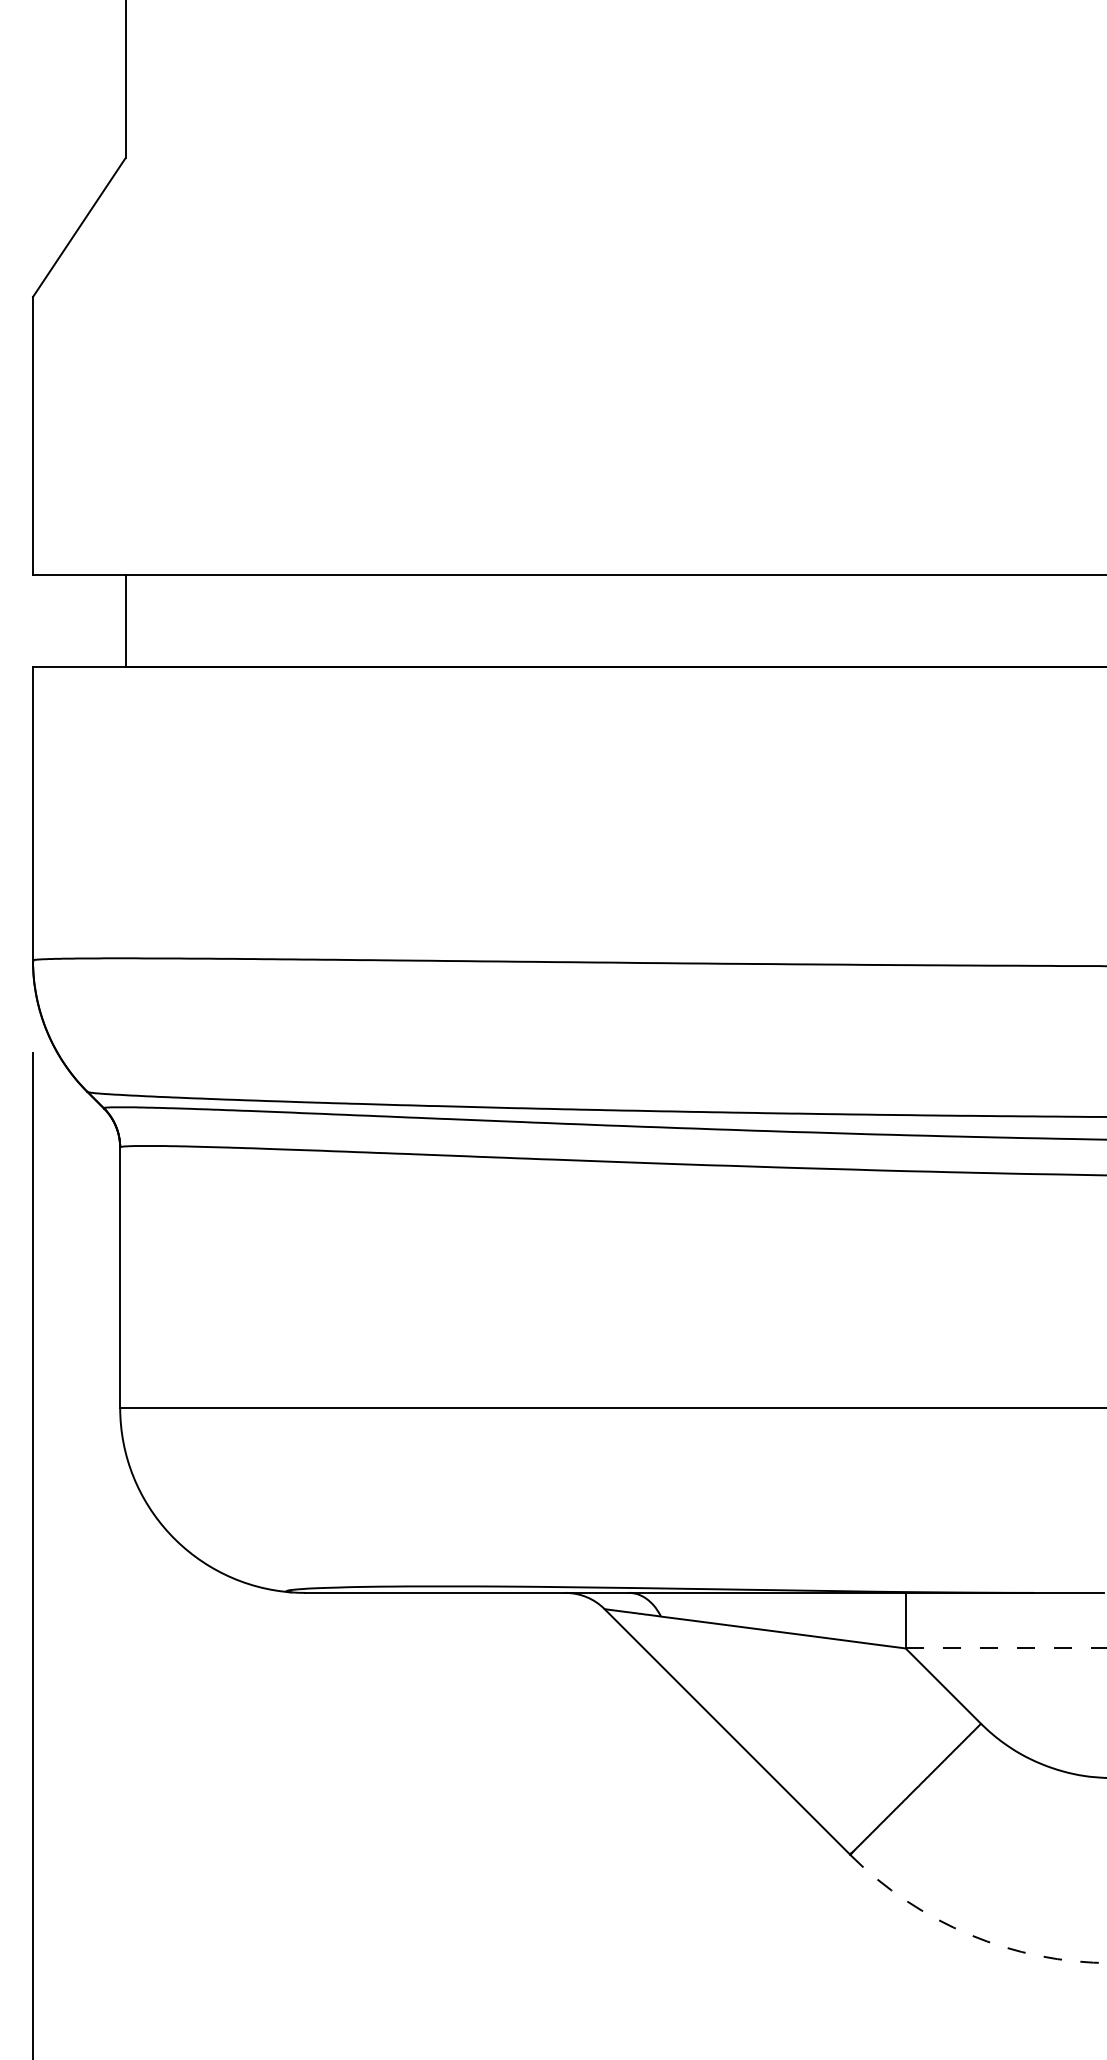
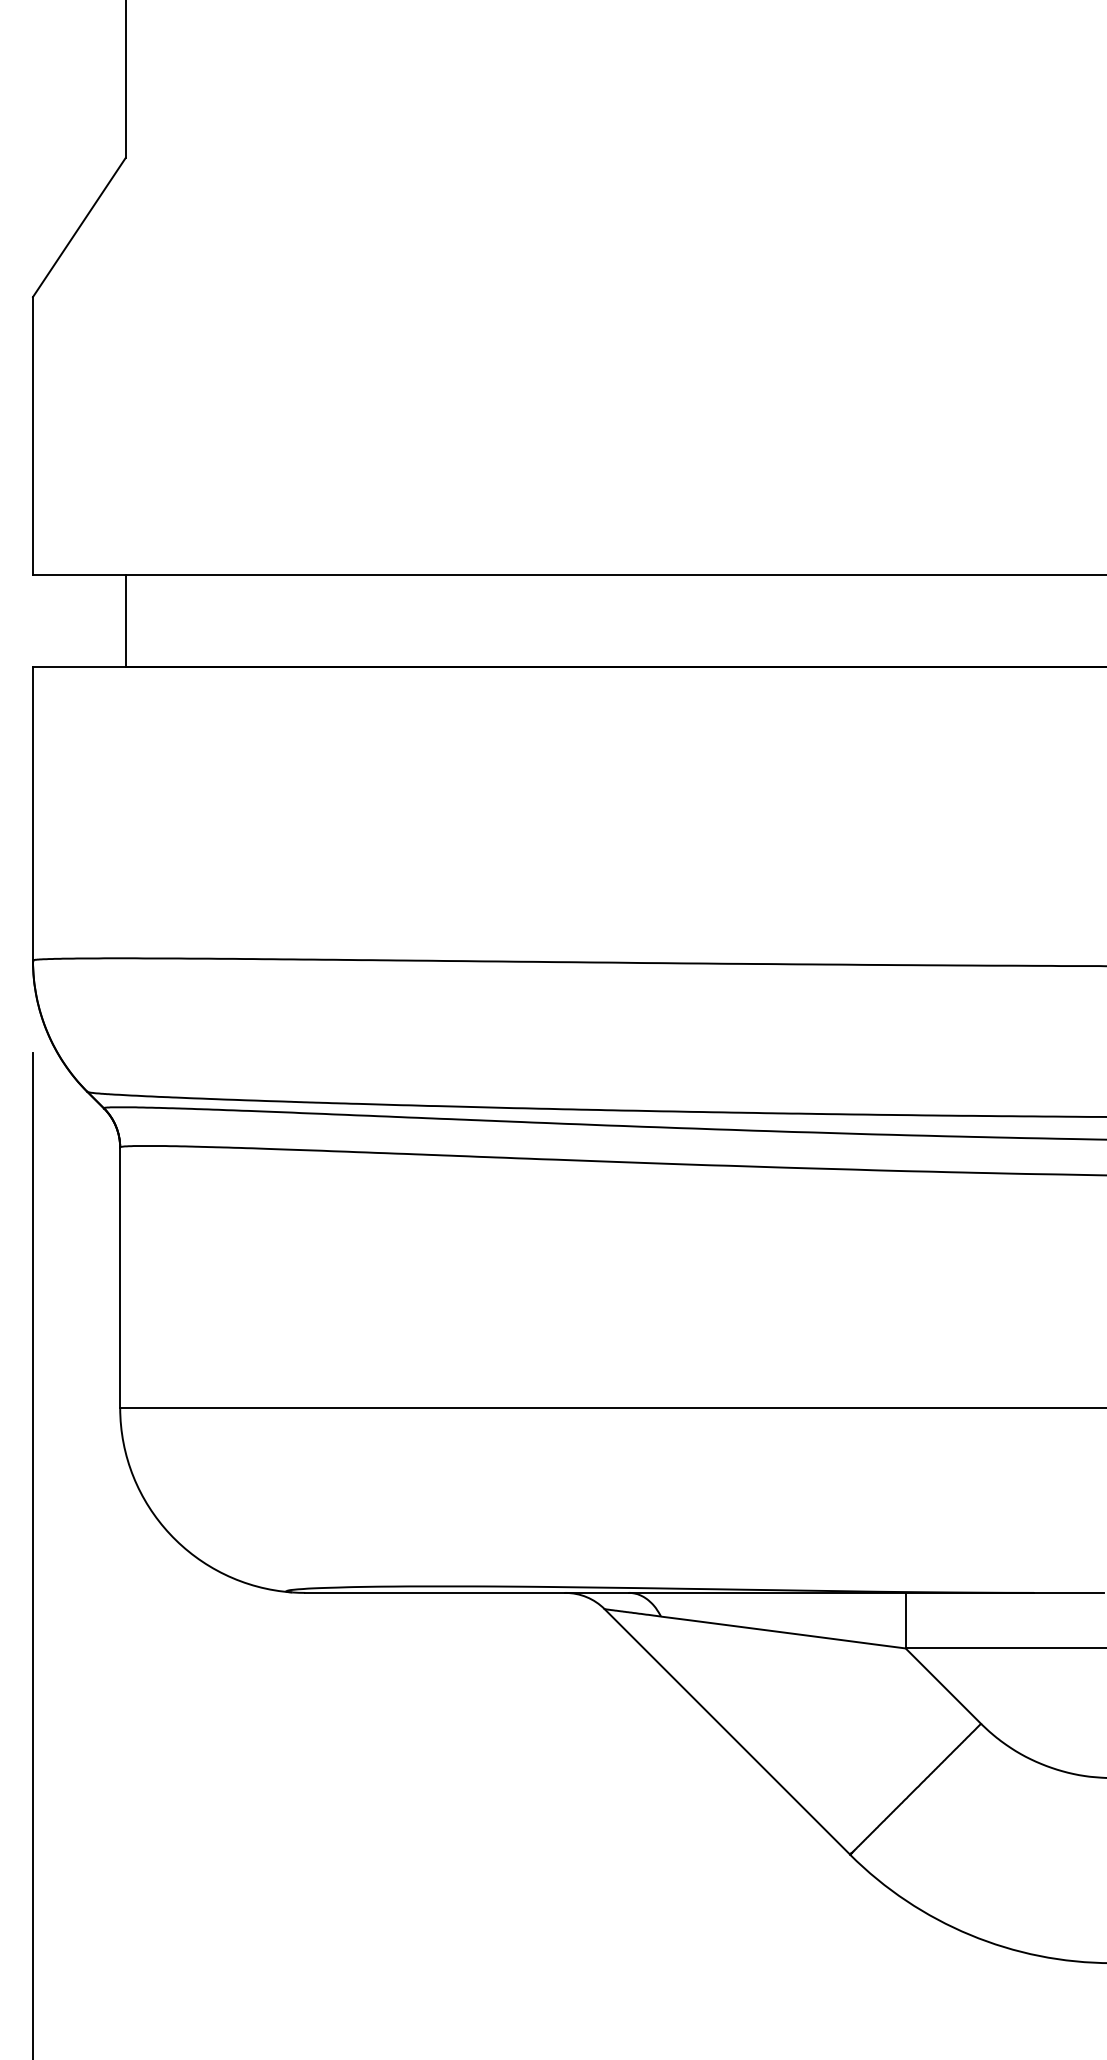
line: dashed -> solid (1006, 1648)
arc: dashed -> solid (968, 1934)
